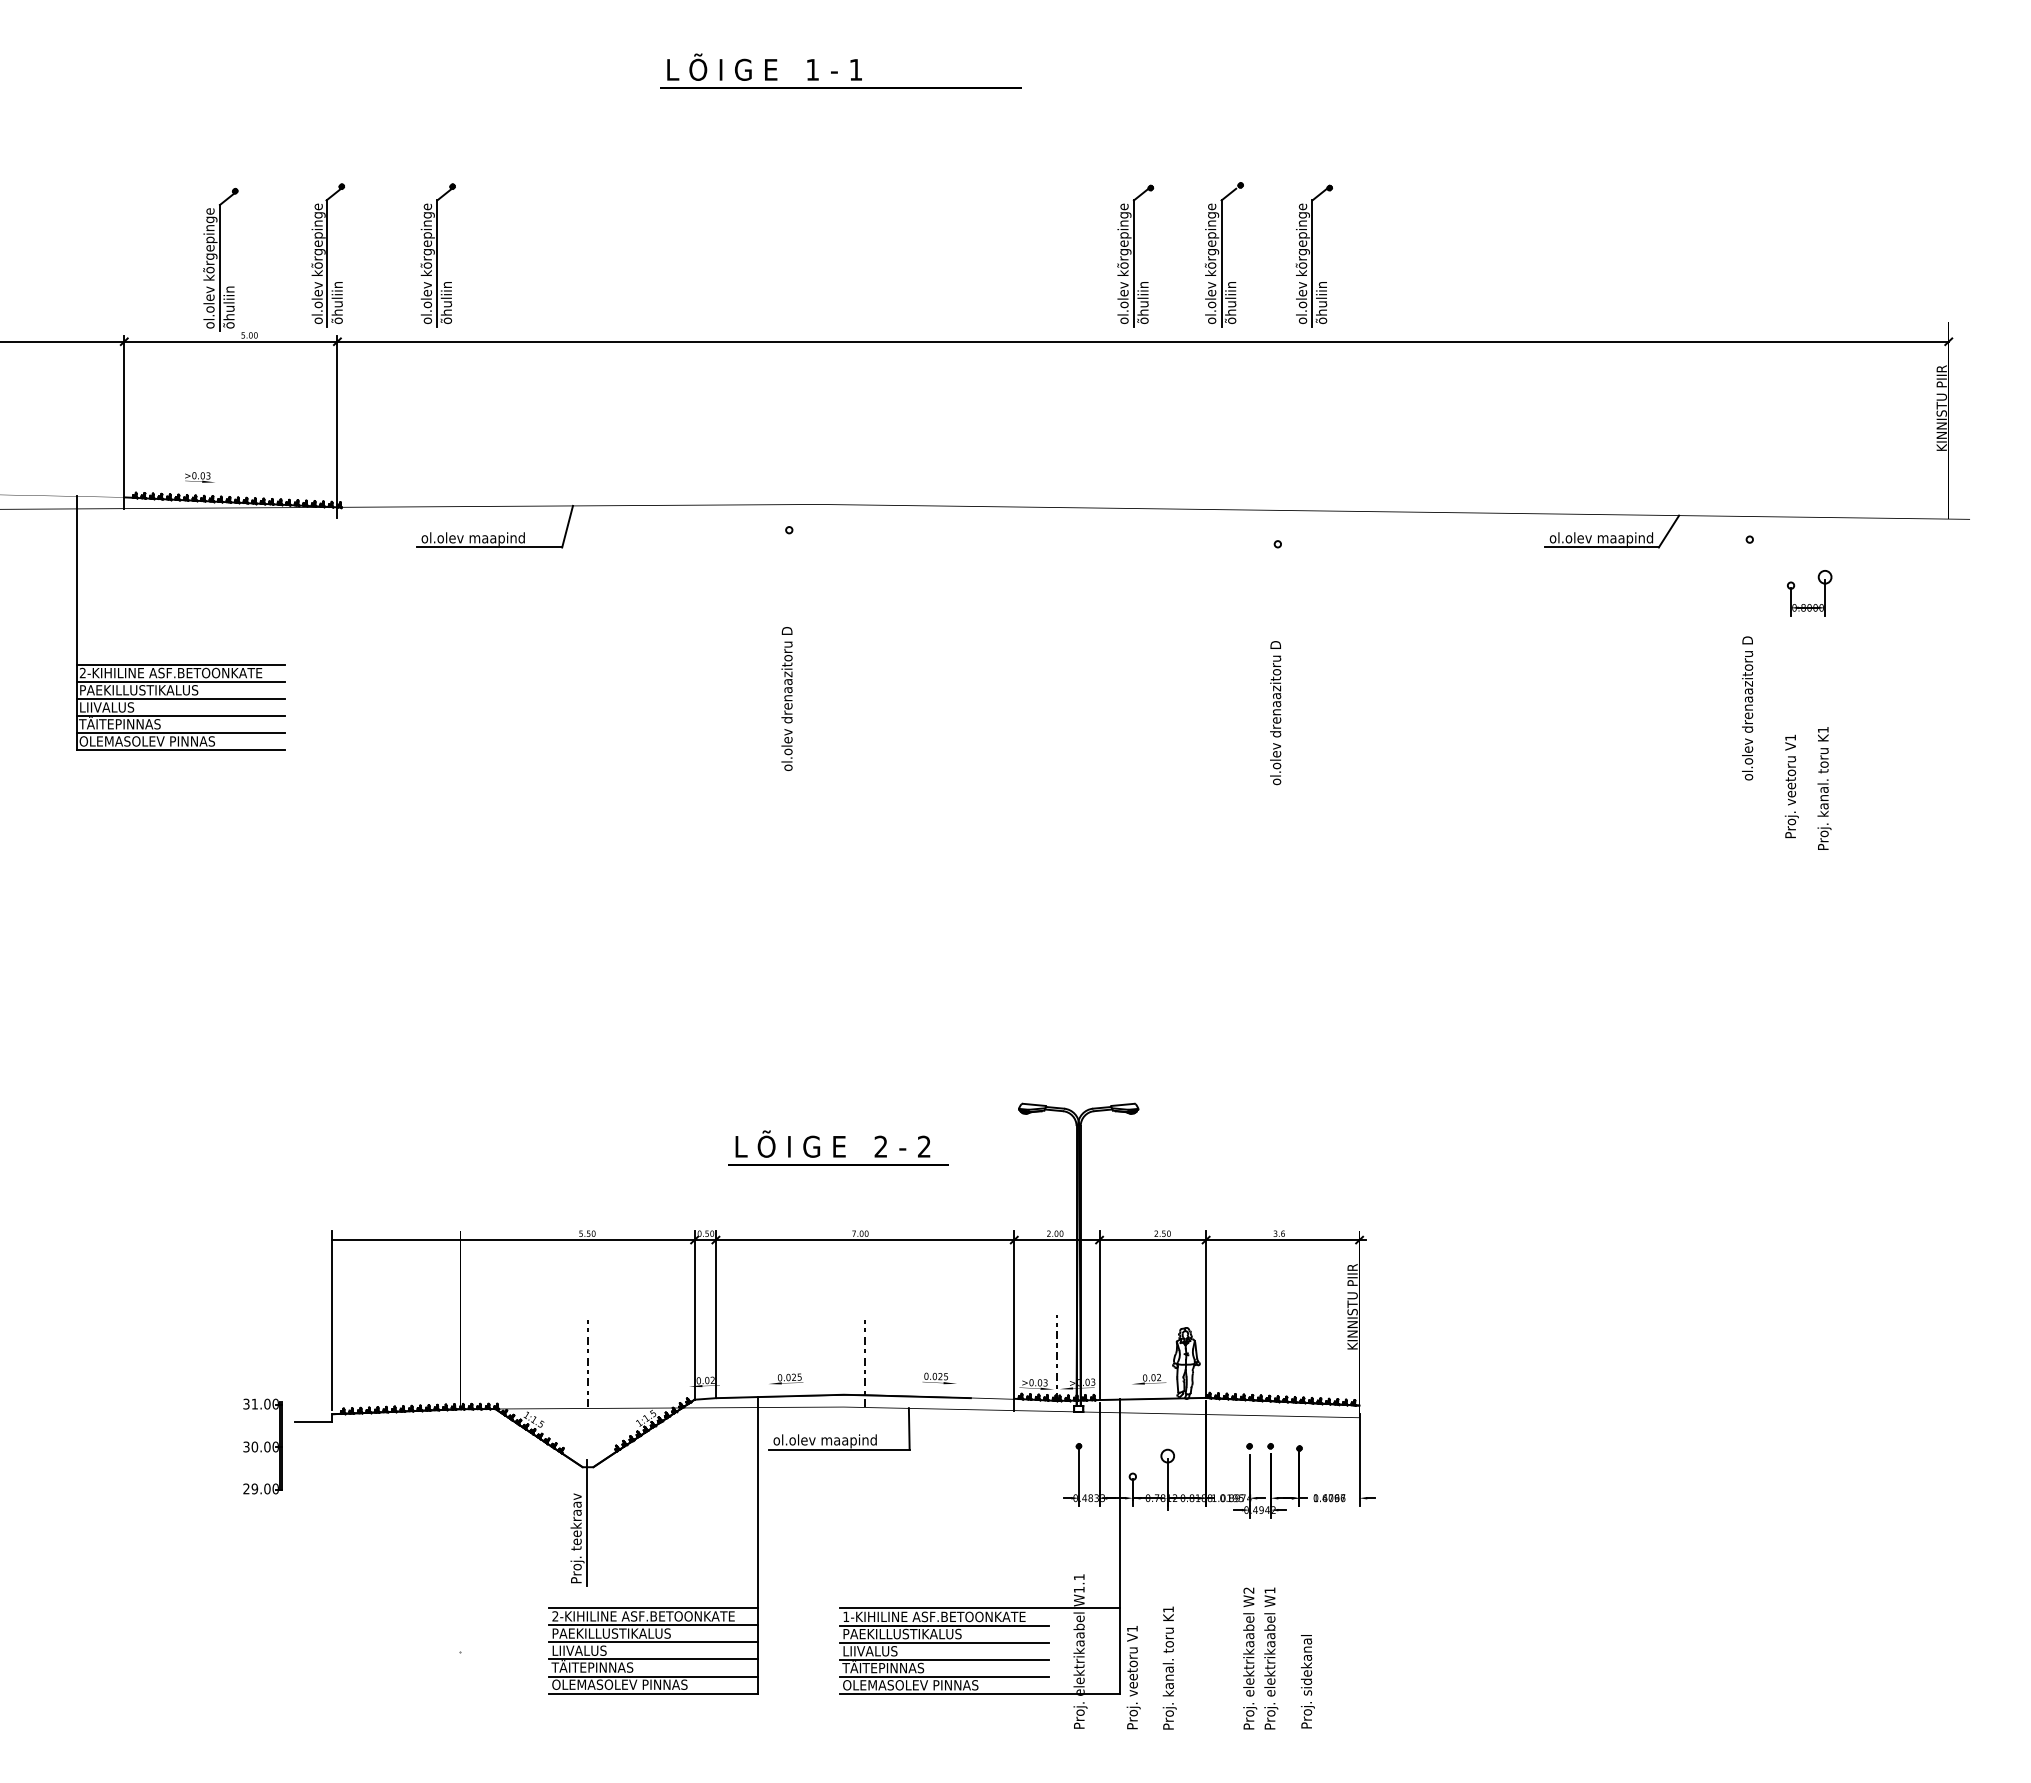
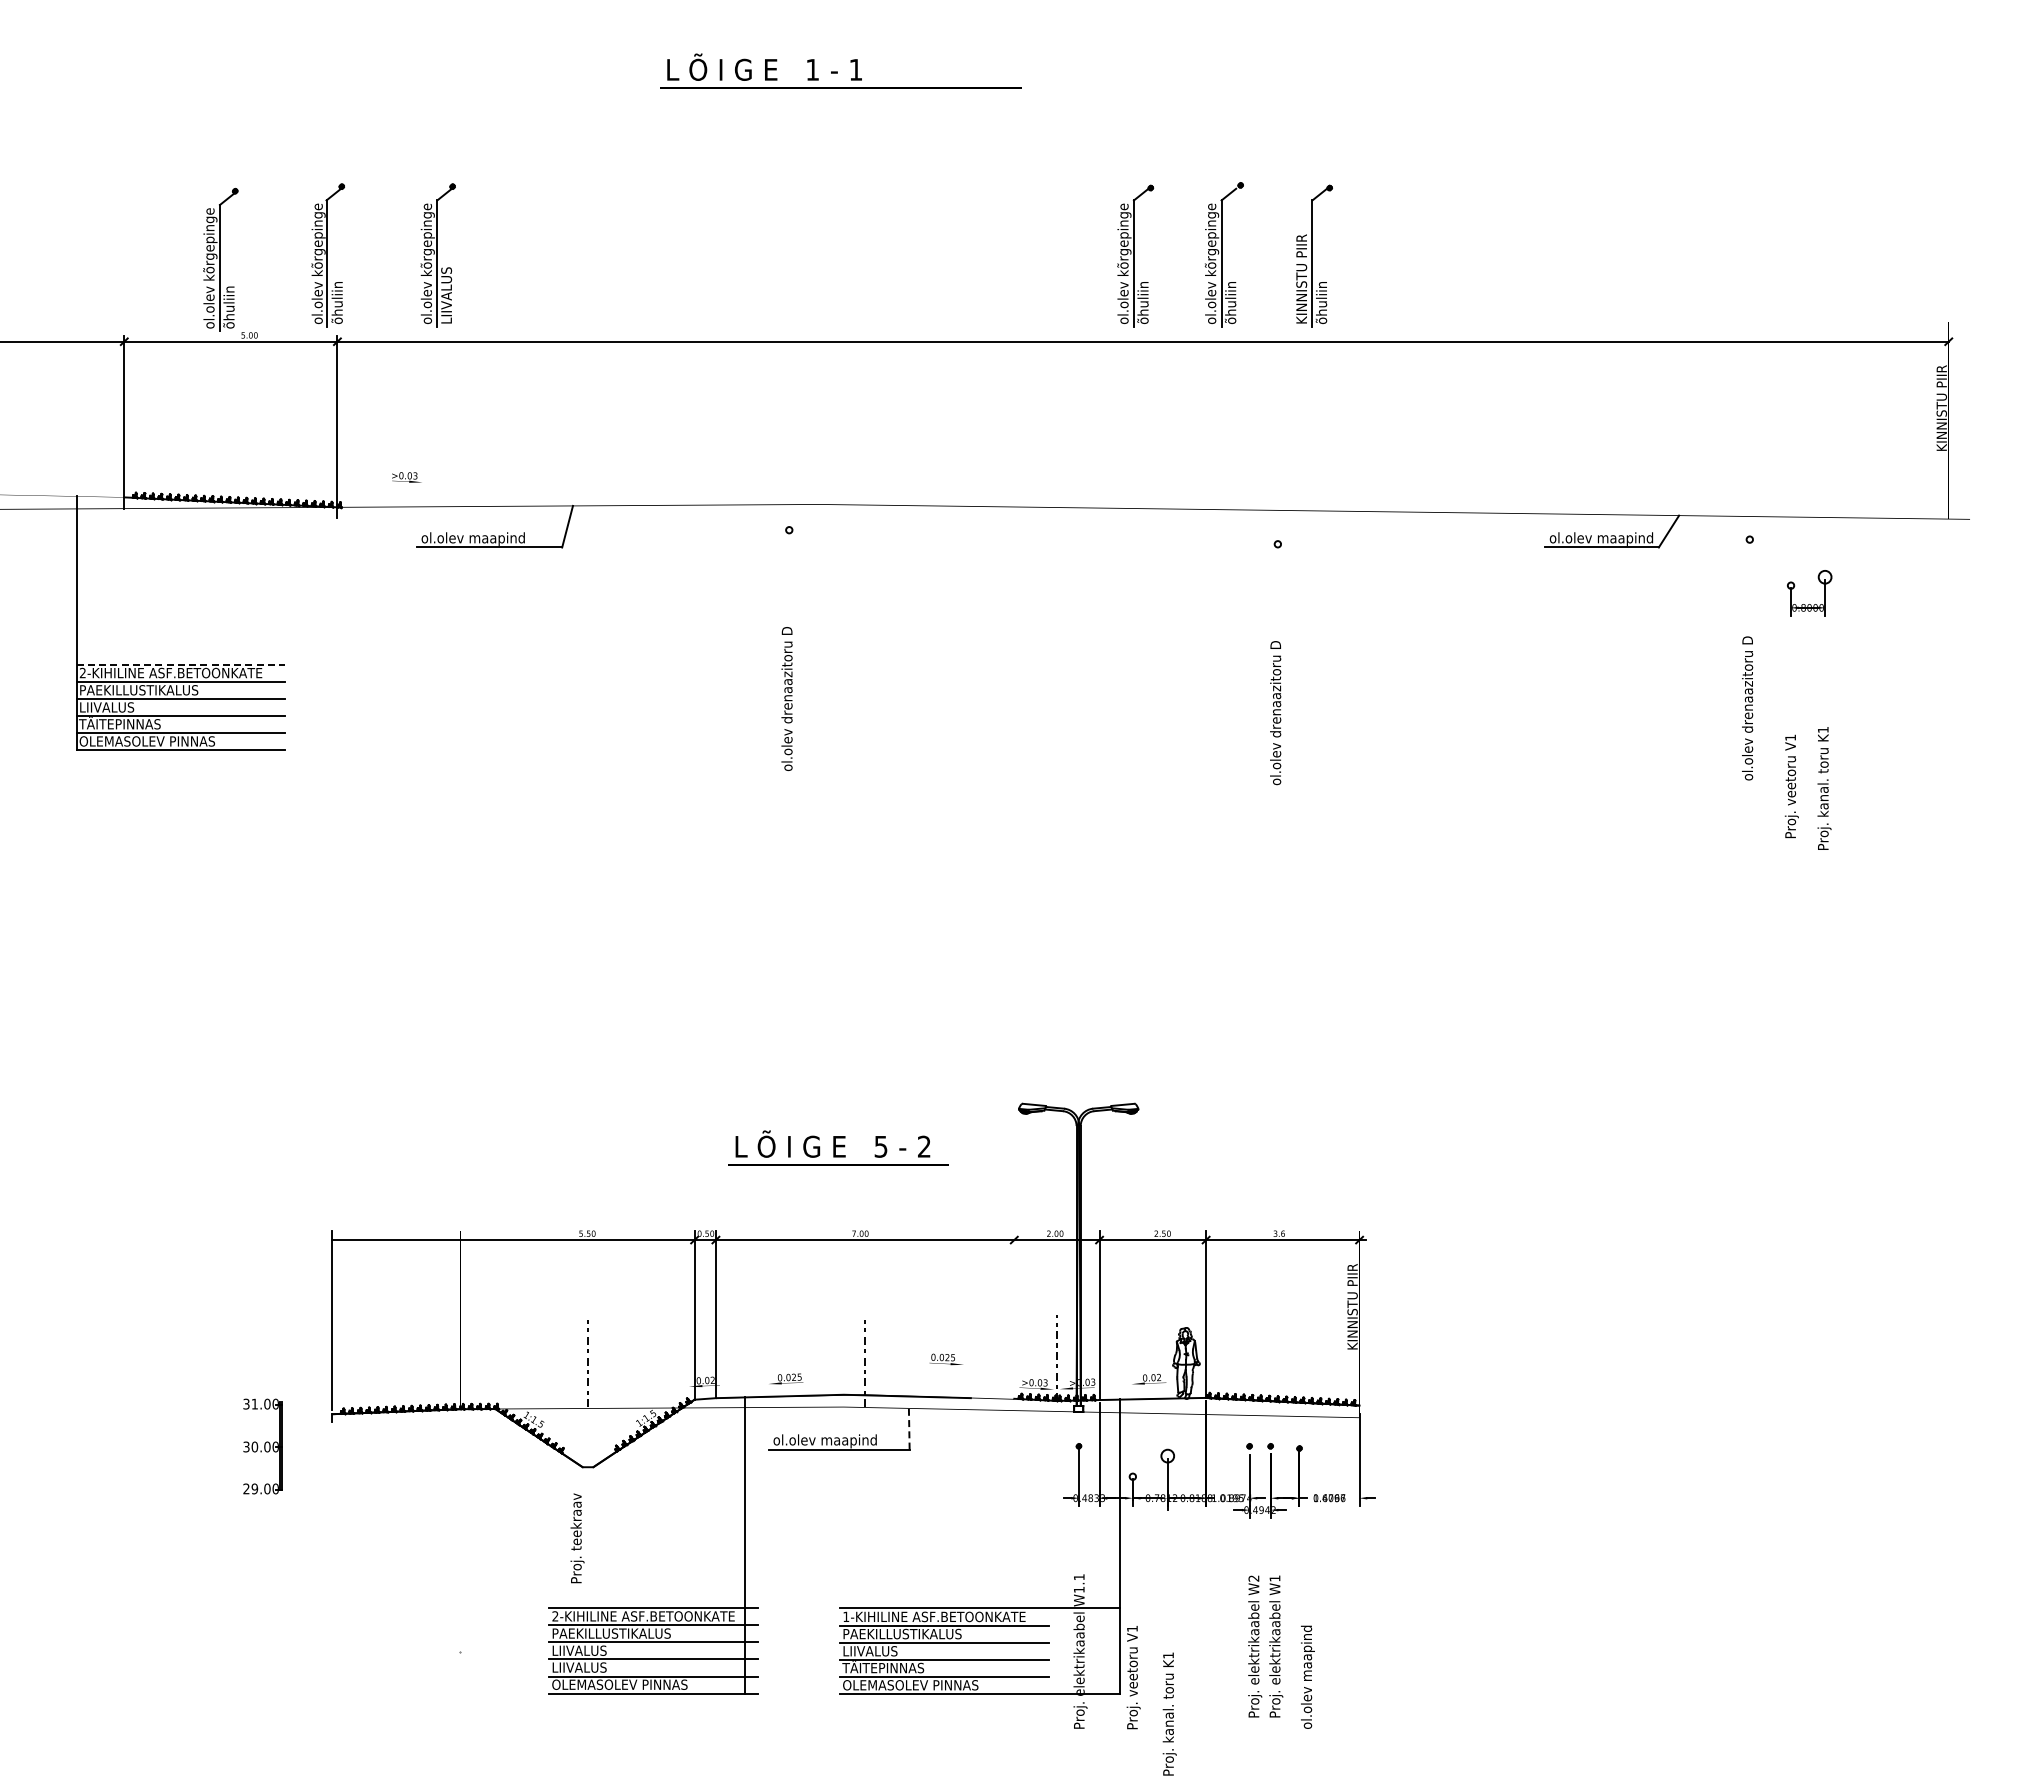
text: ol.olev kõrgepinge -> KINNISTU PIIR (1302, 263)
text: õhuliin -> LIIVALUS (446, 295)
text position: (199, 477) -> (406, 477) (406, 477)
line: solid -> dashed (181, 664)
text: 2 -> 5 (880, 1146)
line: present -> none (1014, 1320)
text position: (938, 1378) -> (945, 1359) (945, 1359)
line: present -> none (313, 1422)
line: solid -> dashed (909, 1428)
line: present -> none (587, 1523)
line position: (757, 1545) -> (744, 1545) (744, 1545)
text position: (1260, 1658) -> (1265, 1646) (1265, 1646)
text: TÄITEPINNAS -> LIIVALUS (592, 1666)
text position: (1169, 1667) -> (1169, 1713) (1169, 1713)
text: Proj. sidekanal -> ol.olev maapind (1307, 1676)
